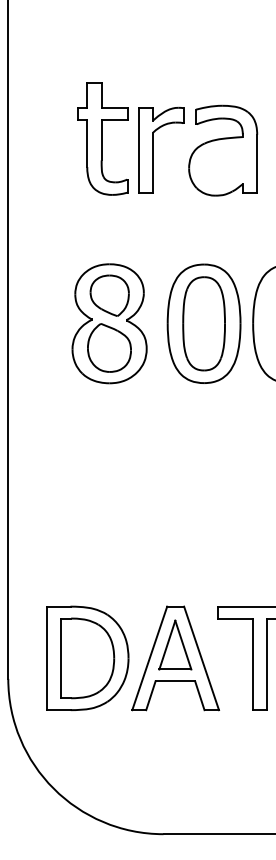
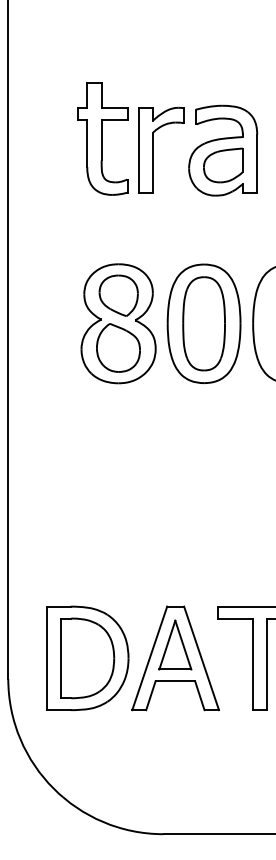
part: none -> present (223, 165)
part position: (109, 323) -> (118, 323) (118, 323)
